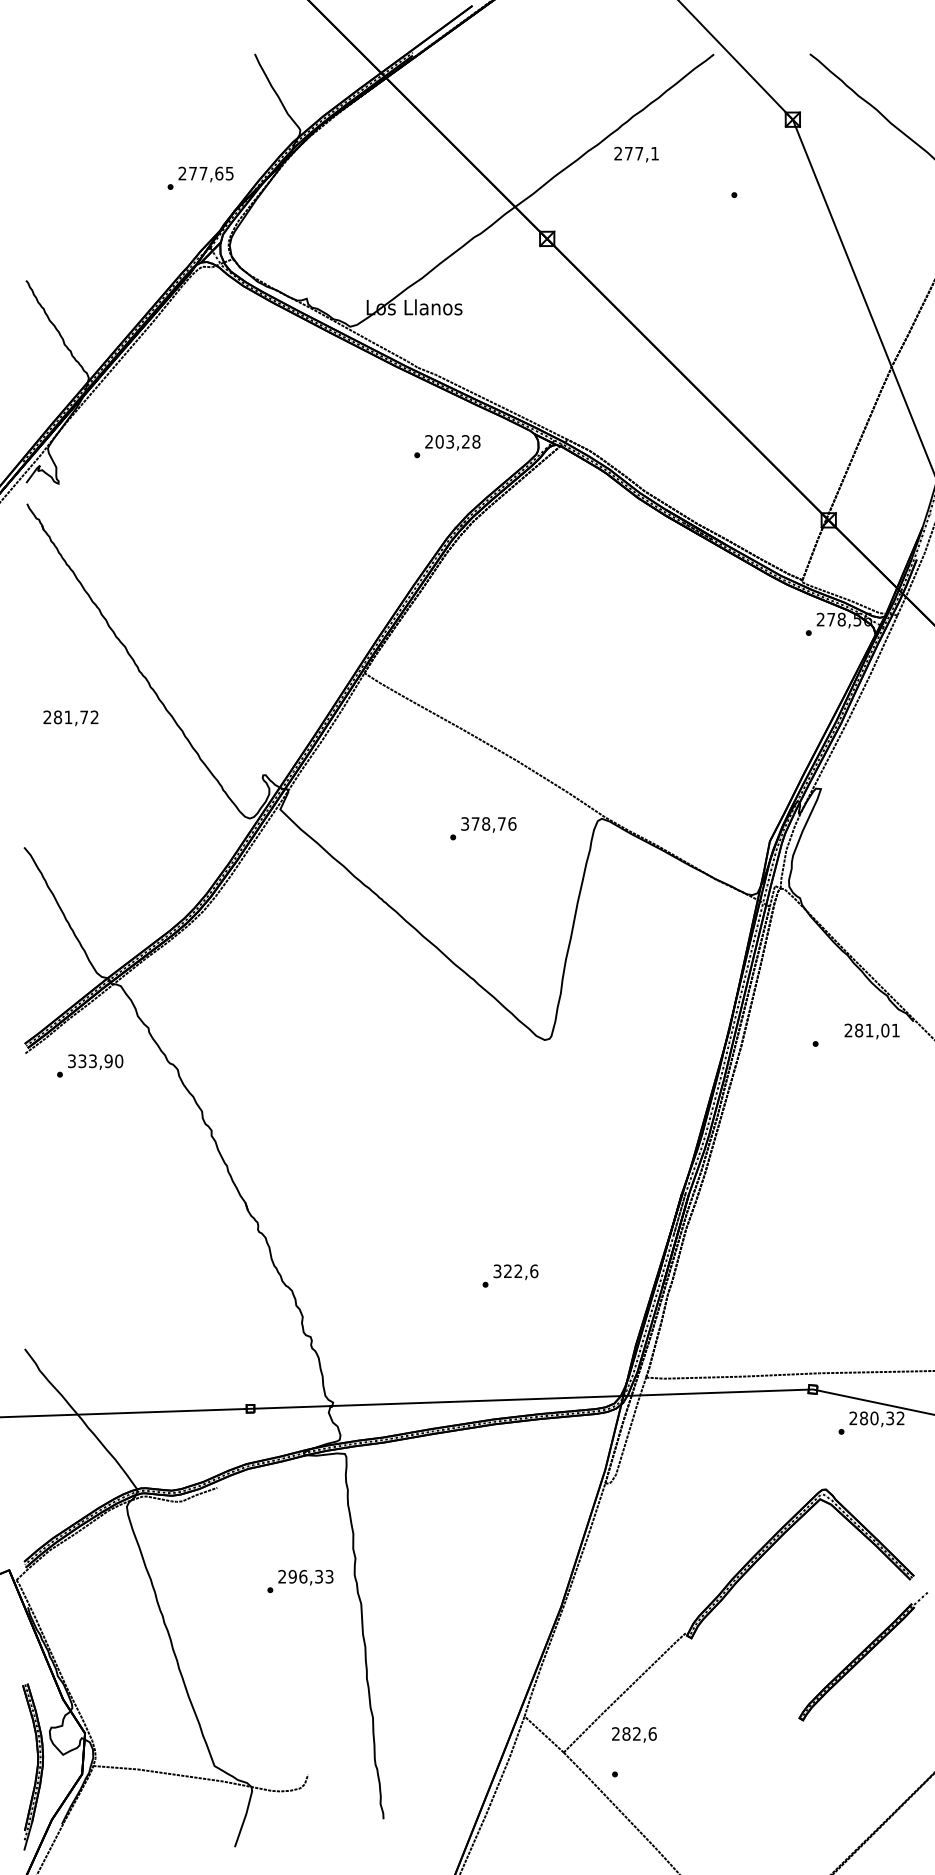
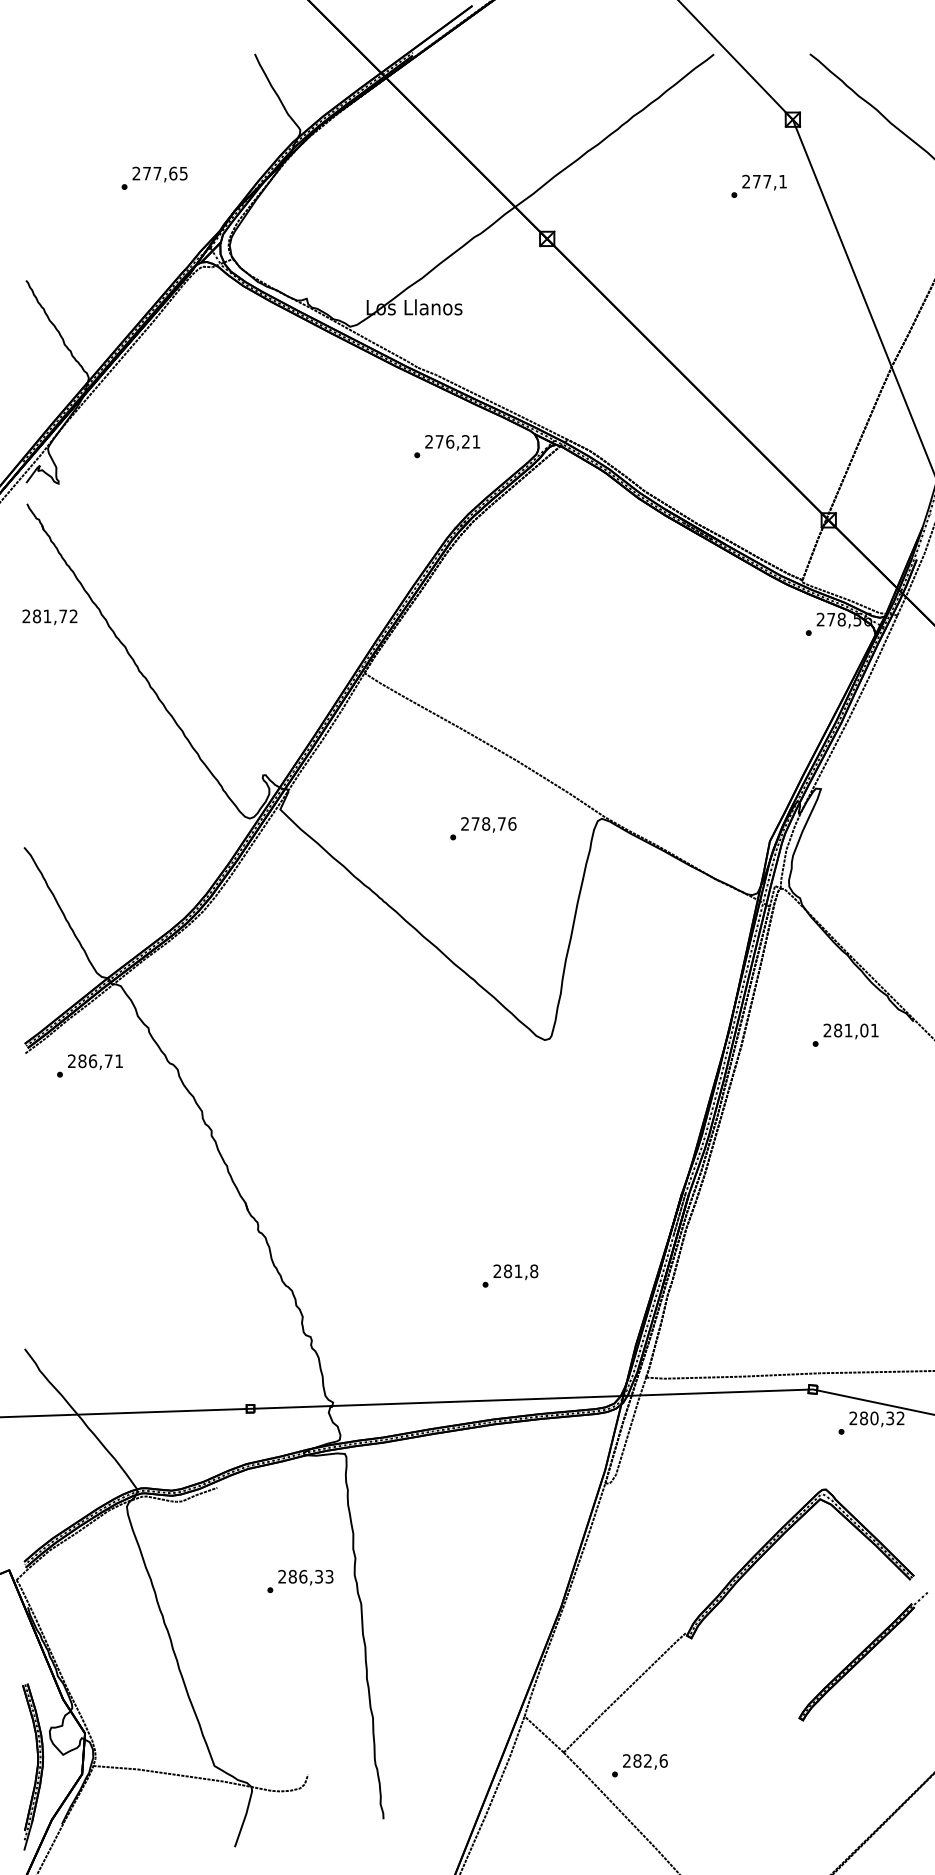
text position: (636, 154) -> (764, 182) (764, 182)
text position: (200, 177) -> (154, 177) (154, 177)
text: 203,28 -> 276,21 (457, 441)
text position: (70, 718) -> (49, 617) (49, 617)
text: 378,76 -> 278,76 (464, 823)
text position: (871, 1031) -> (850, 1031) (850, 1031)
text: 333,90 -> 286,71 (95, 1061)
text: 322,6 -> 281,8 (515, 1271)
text: 296,33 -> 286,33 (292, 1576)
text position: (634, 1734) -> (645, 1761) (645, 1761)
